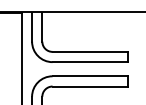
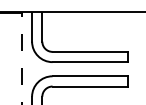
line: solid -> dashed (21, 58)
